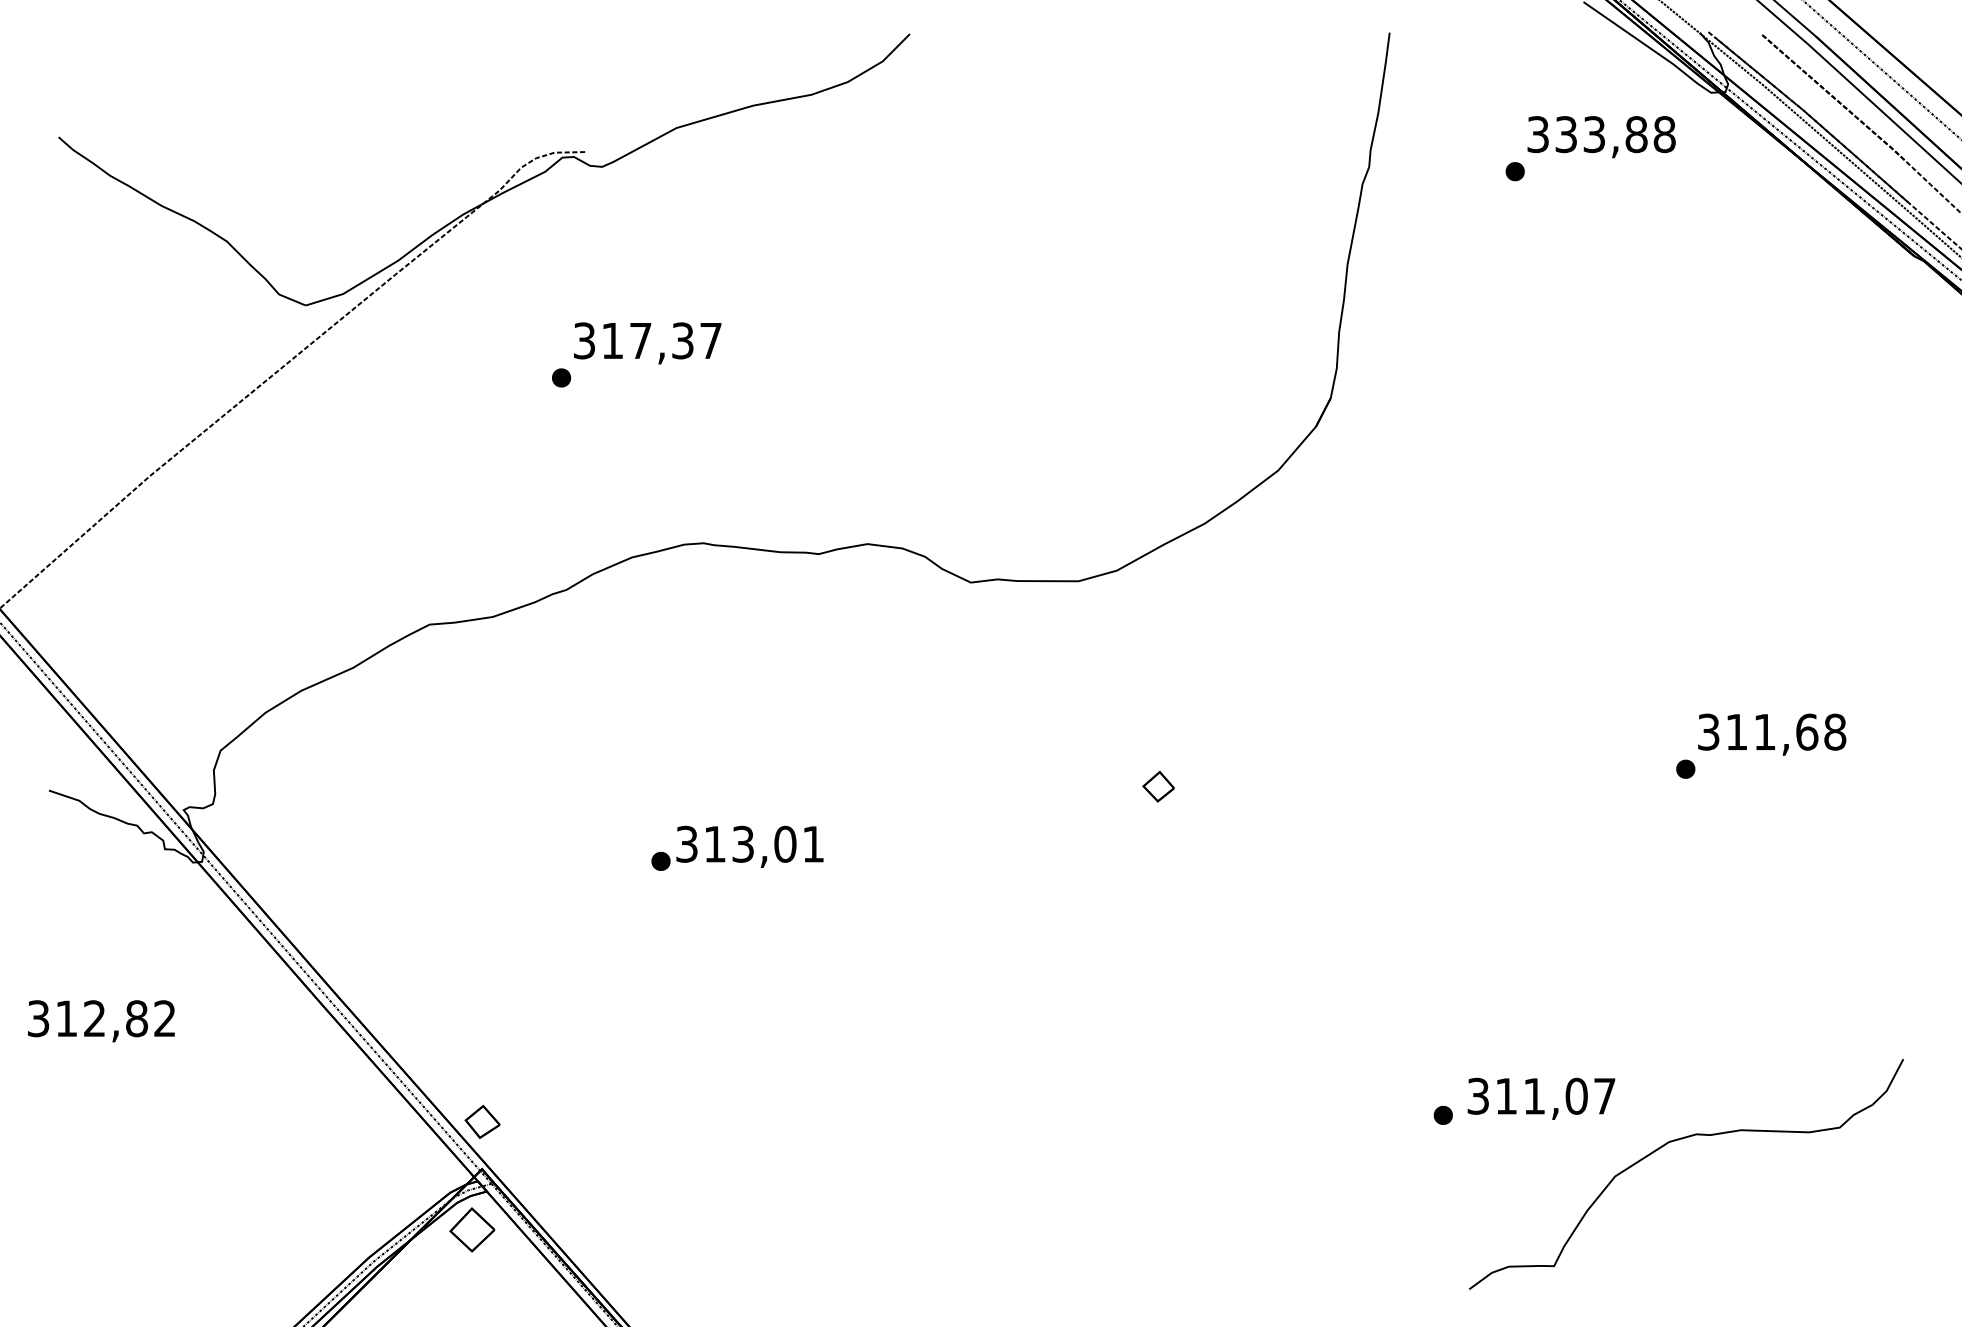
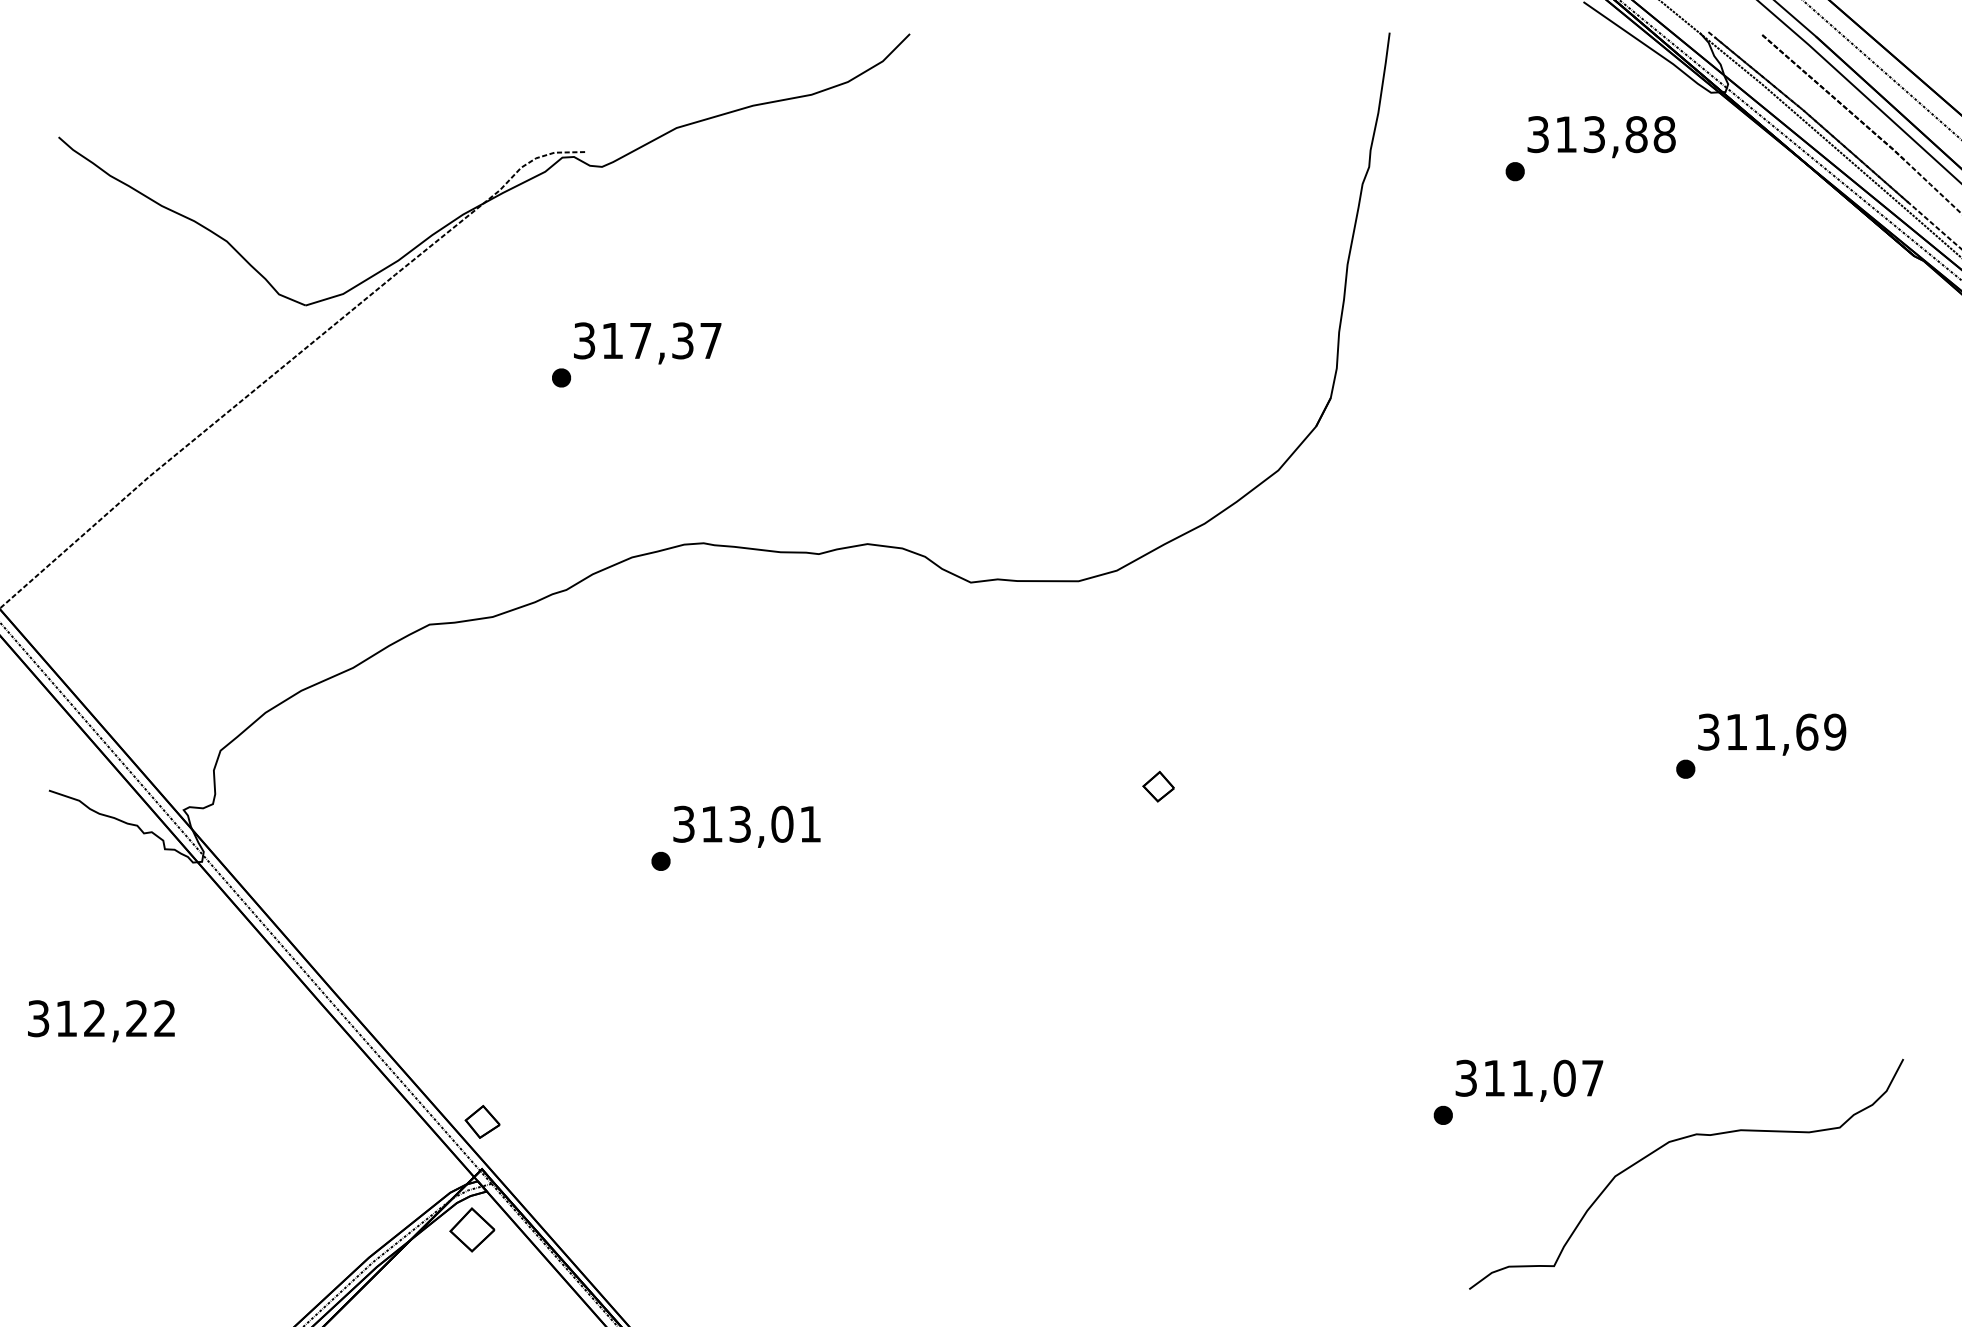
text: 333,88 -> 313,88 (1565, 134)
text: 311,68 -> 311,69 (1835, 731)
text position: (749, 846) -> (746, 826) (746, 826)
text: 312,82 -> 312,22 (136, 1018)
text position: (1541, 1098) -> (1529, 1080) (1529, 1080)
